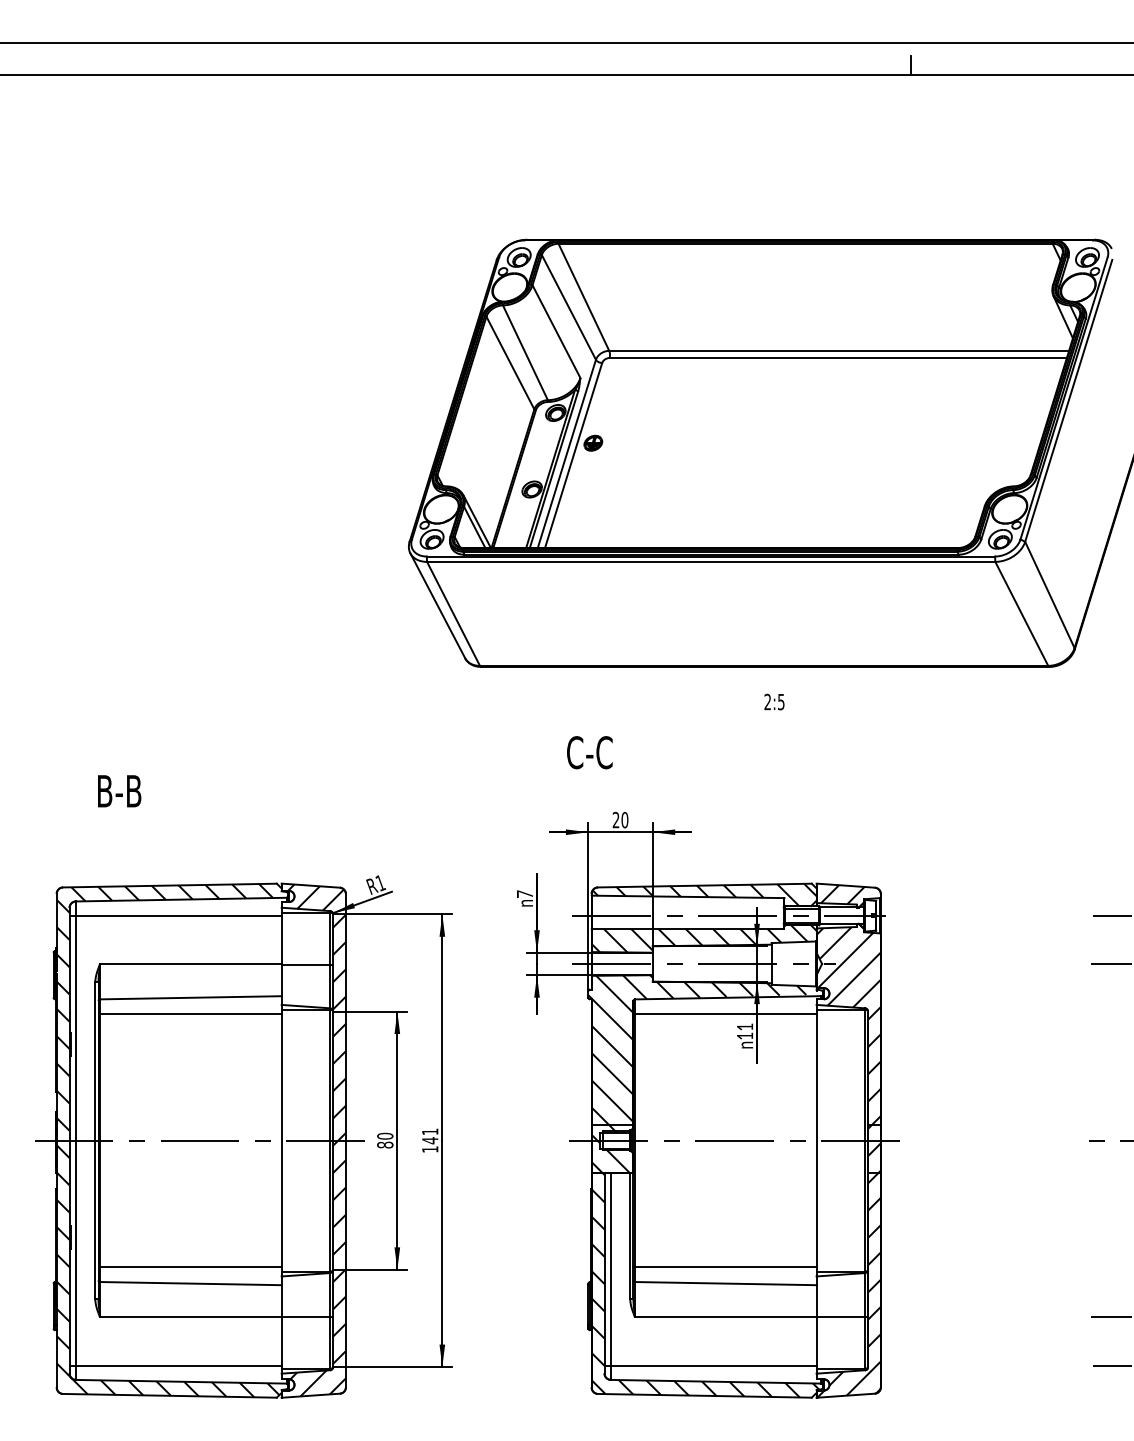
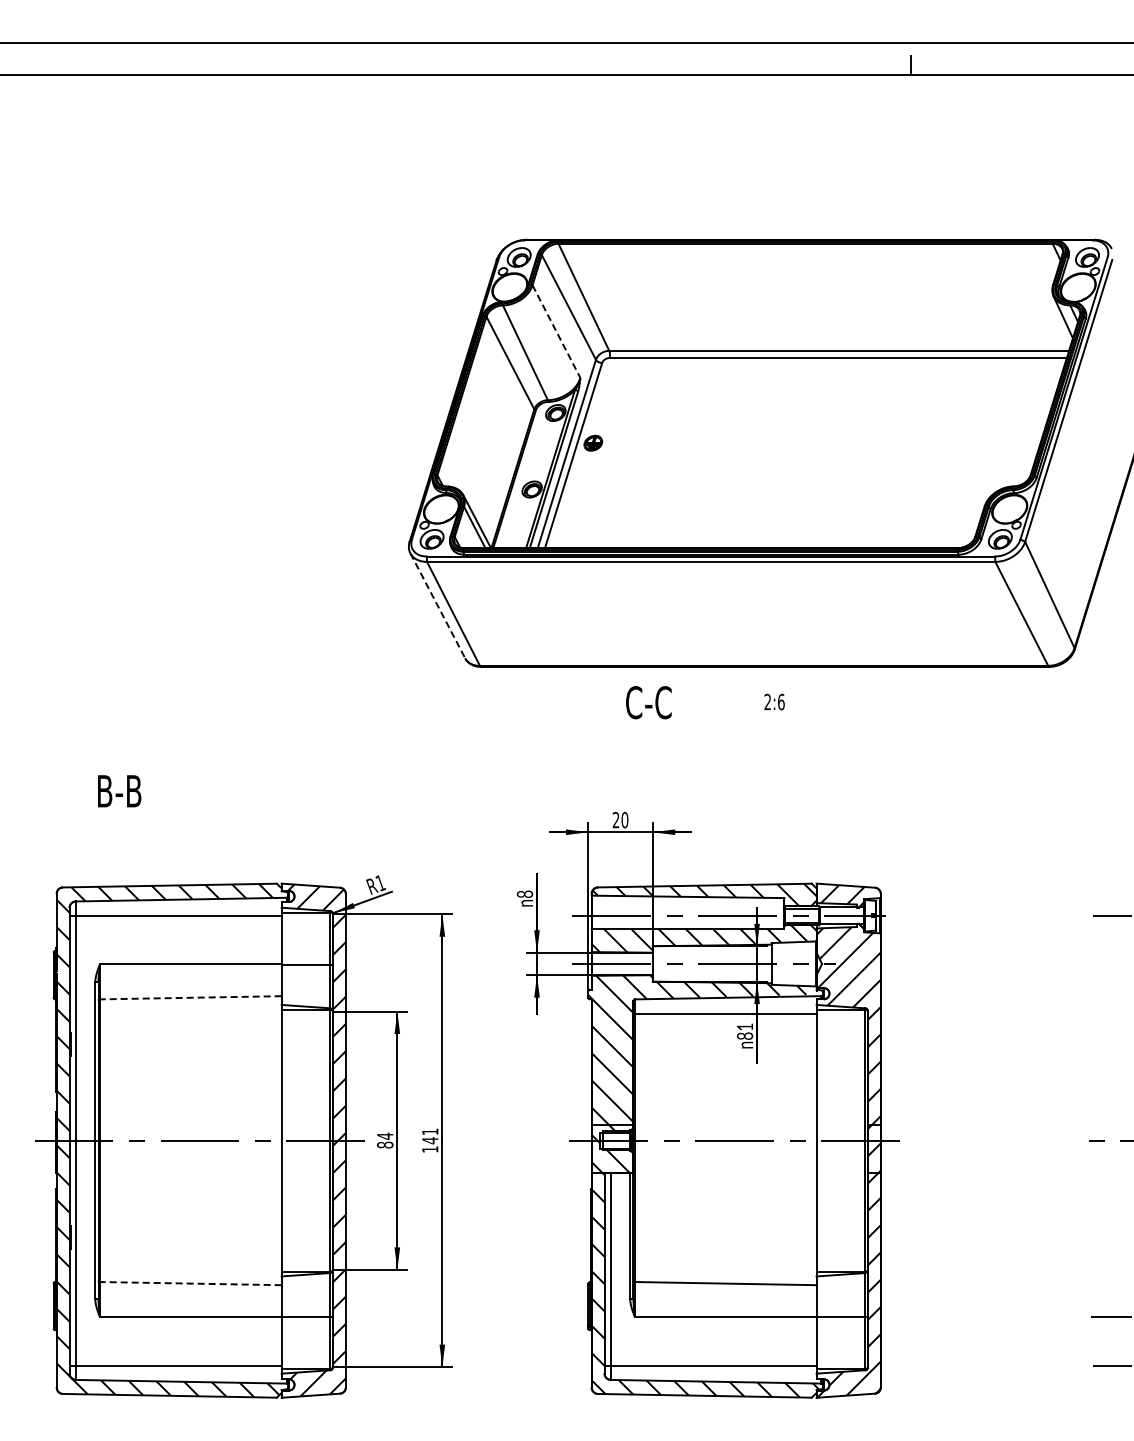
line: solid -> dashed (556, 332)
line: solid -> dashed (438, 606)
text: 2:5 -> 2:6 (781, 701)
text position: (589, 752) -> (648, 702) (648, 702)
text: 7 -> 8 (524, 894)
line: present -> none (1110, 963)
line: solid -> dashed (190, 997)
line: present -> none (189, 1014)
text: 11 -> 81 (744, 1035)
text: 80 -> 84 (385, 1135)
line: present -> none (189, 1267)
line: present -> none (724, 1267)
line: solid -> dashed (190, 1283)
